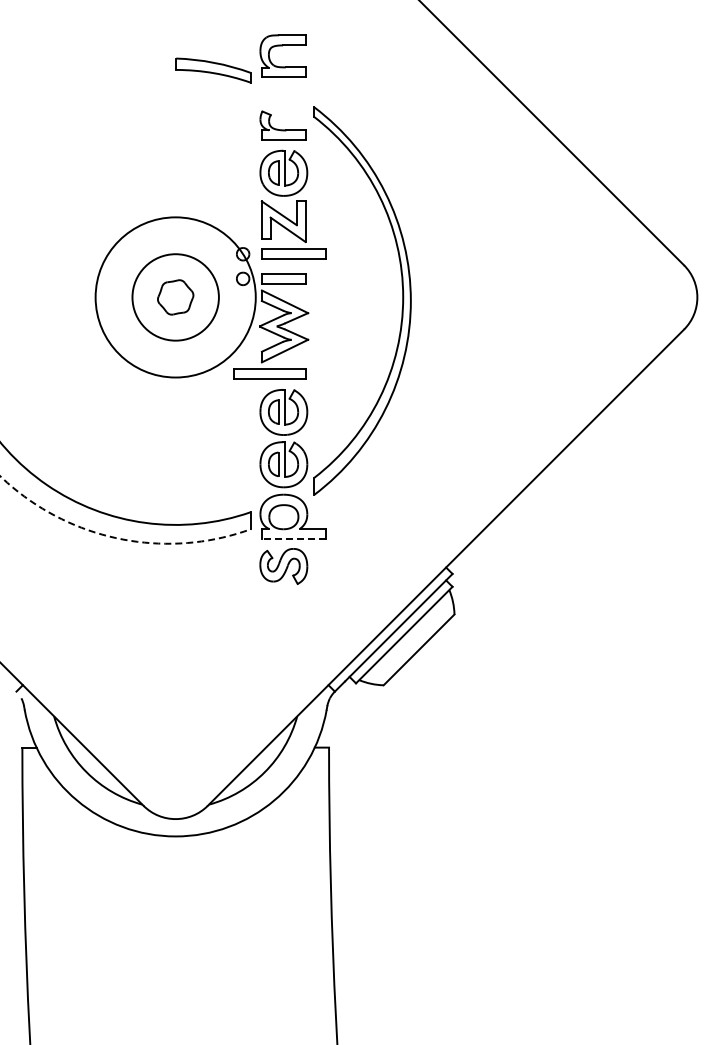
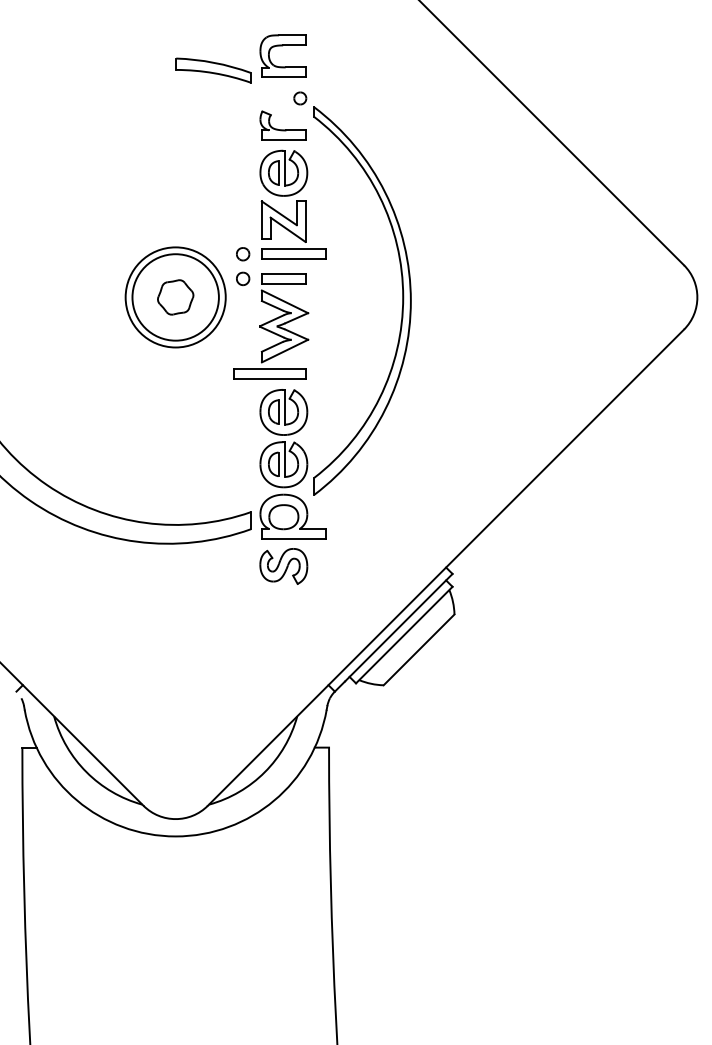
part: none -> present (300, 98)
circle diameter: 160 px -> 100 px (175, 297)
arc: dashed -> solid (118, 538)
line: dashed -> solid (293, 538)
